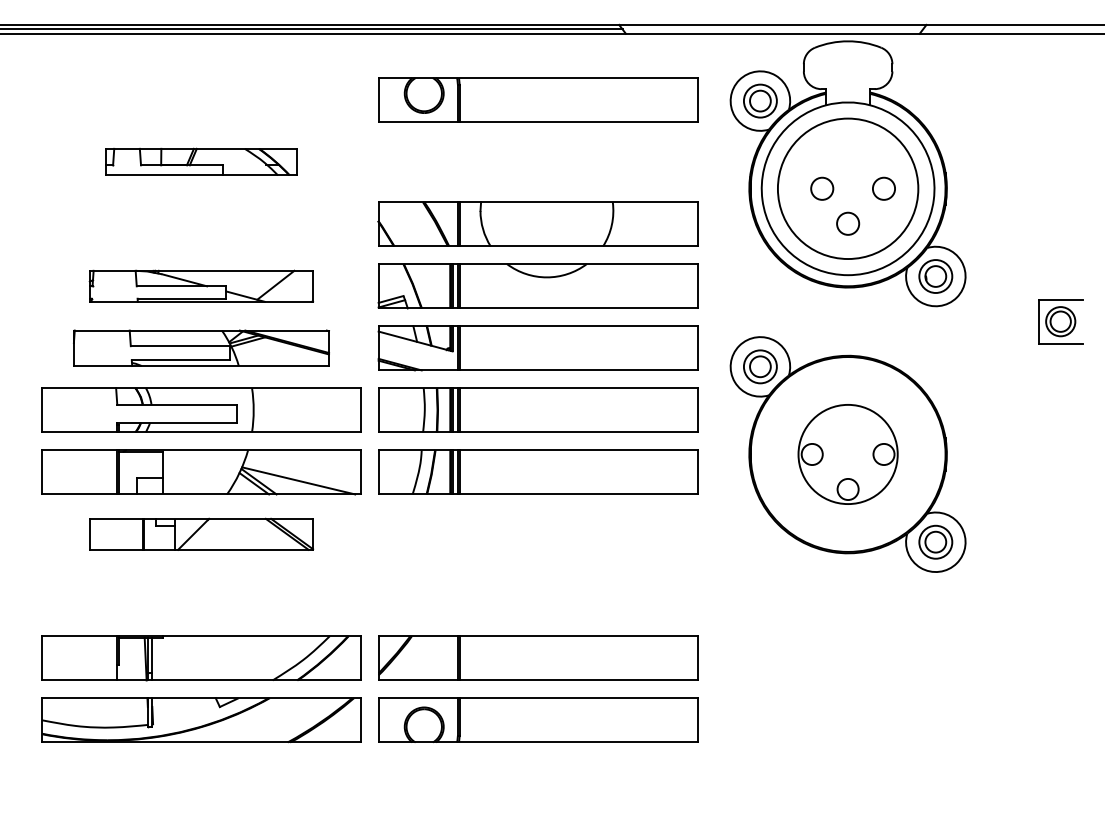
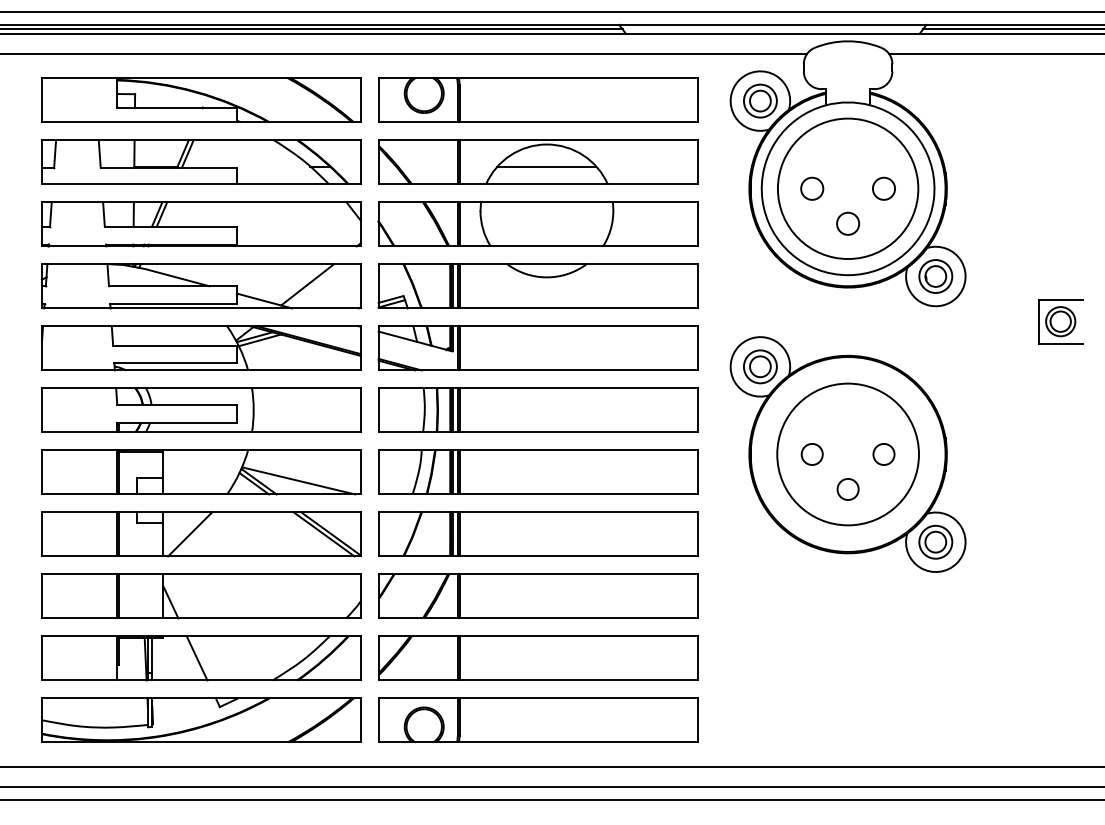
line: none -> present (551, 11)
line: none -> present (1012, 29)
line: none -> present (404, 53)
line: none -> present (994, 53)
part: none -> present (201, 99)
part size: 193x29 px -> 321x46 px (201, 161)
part: none -> present (538, 161)
circle position: (822, 188) -> (812, 188) (812, 188)
part: none -> present (201, 224)
part size: 226x34 px -> 321x47 px (201, 286)
part size: 257x38 px -> 321x47 px (201, 348)
circle diameter: 99 px -> 142 px (847, 454)
part size: 226x34 px -> 321x47 px (201, 534)
part: none -> present (538, 533)
part: none -> present (538, 595)
part: none -> present (201, 596)
line: none -> present (196, 658)
line: none -> present (551, 766)
line: none -> present (551, 786)
line: none -> present (551, 800)
